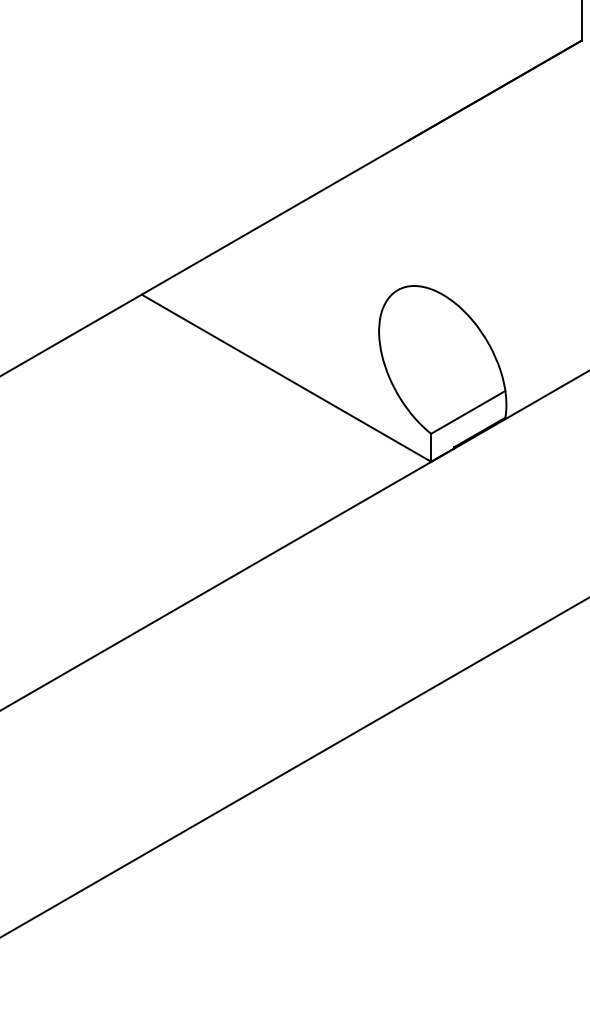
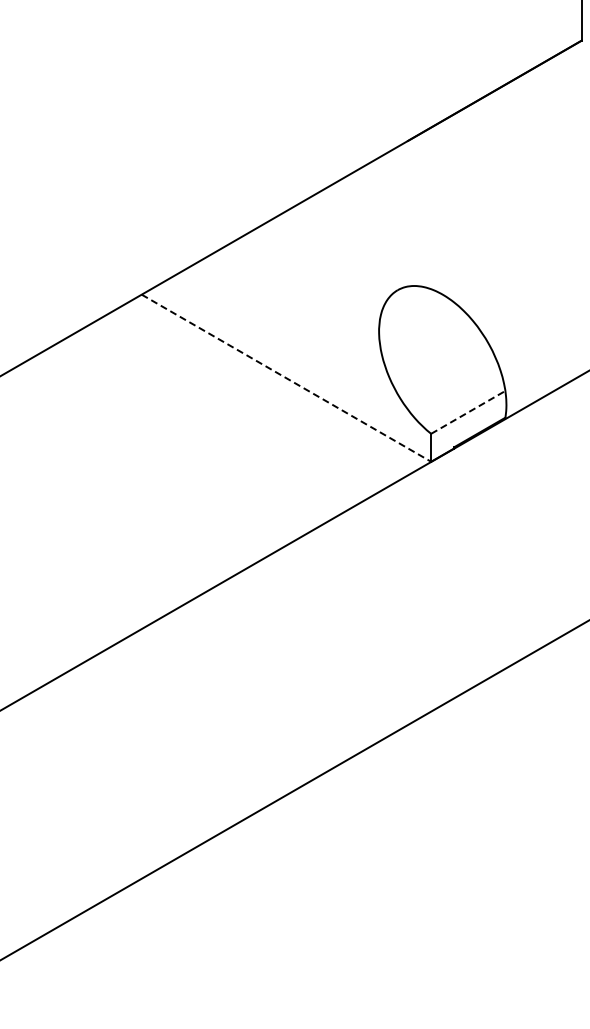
line: solid -> dashed (286, 378)
line: solid -> dashed (468, 412)
line position: (294, 767) -> (294, 789) (294, 789)
